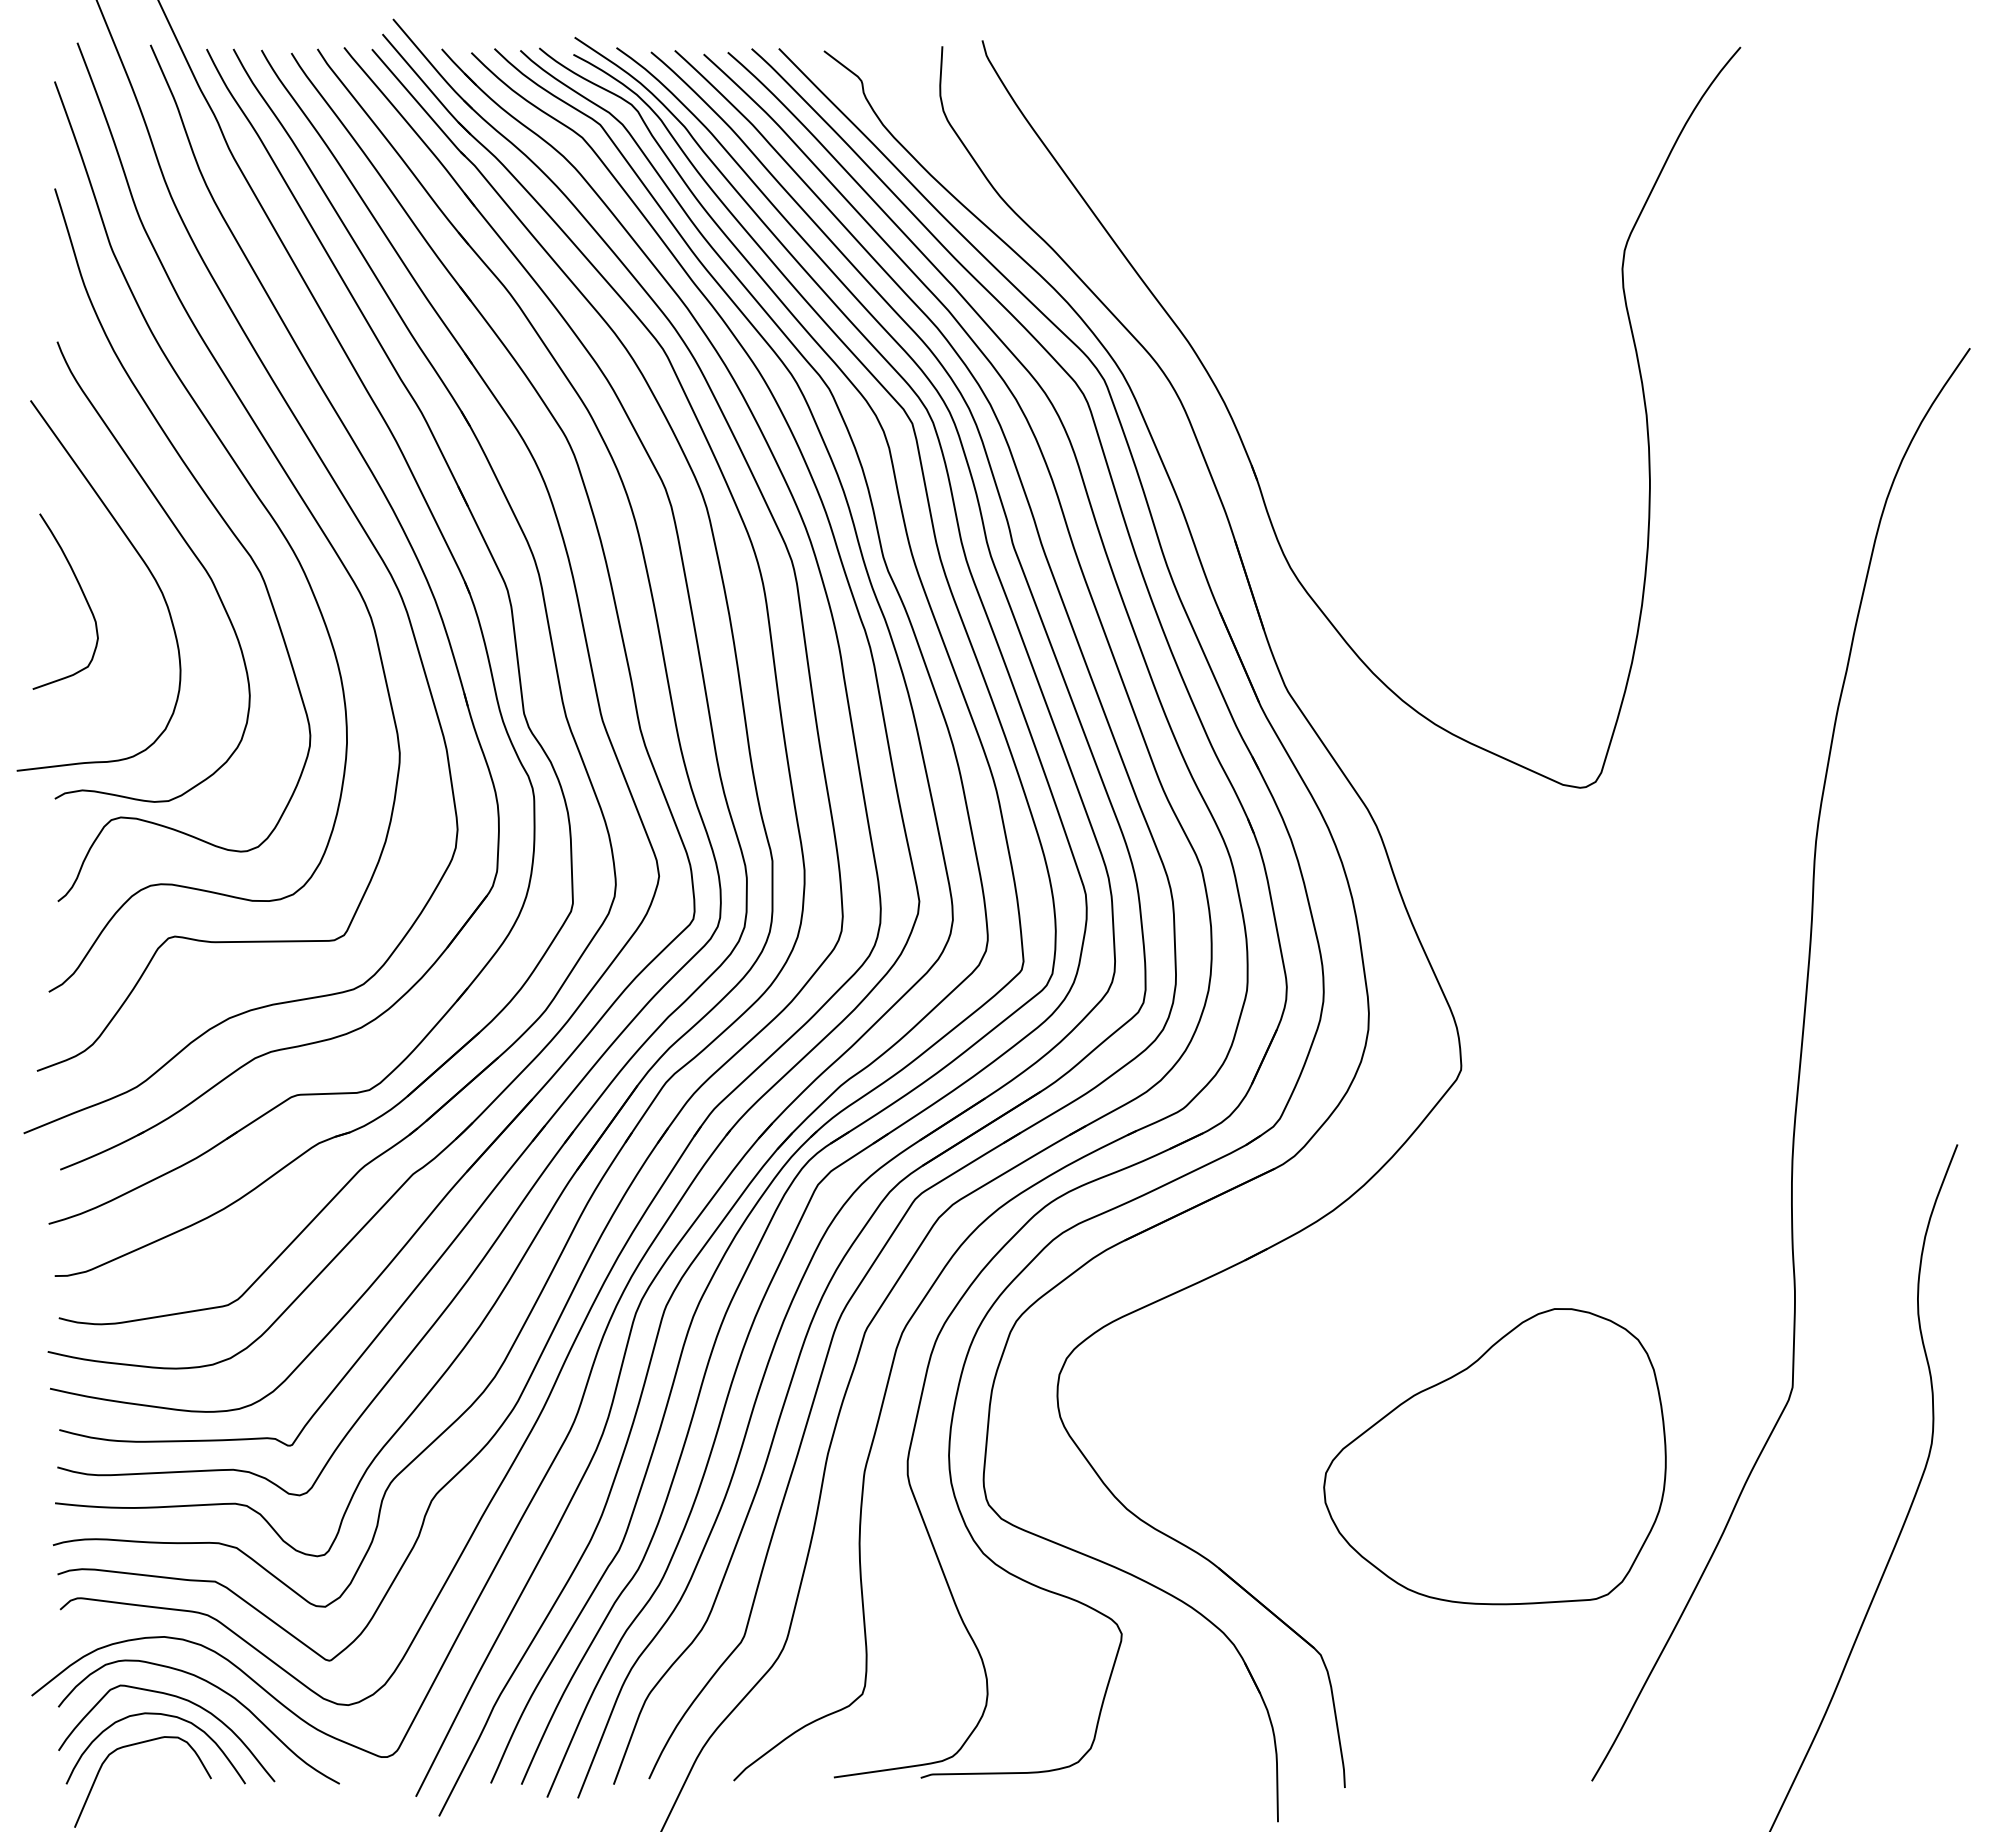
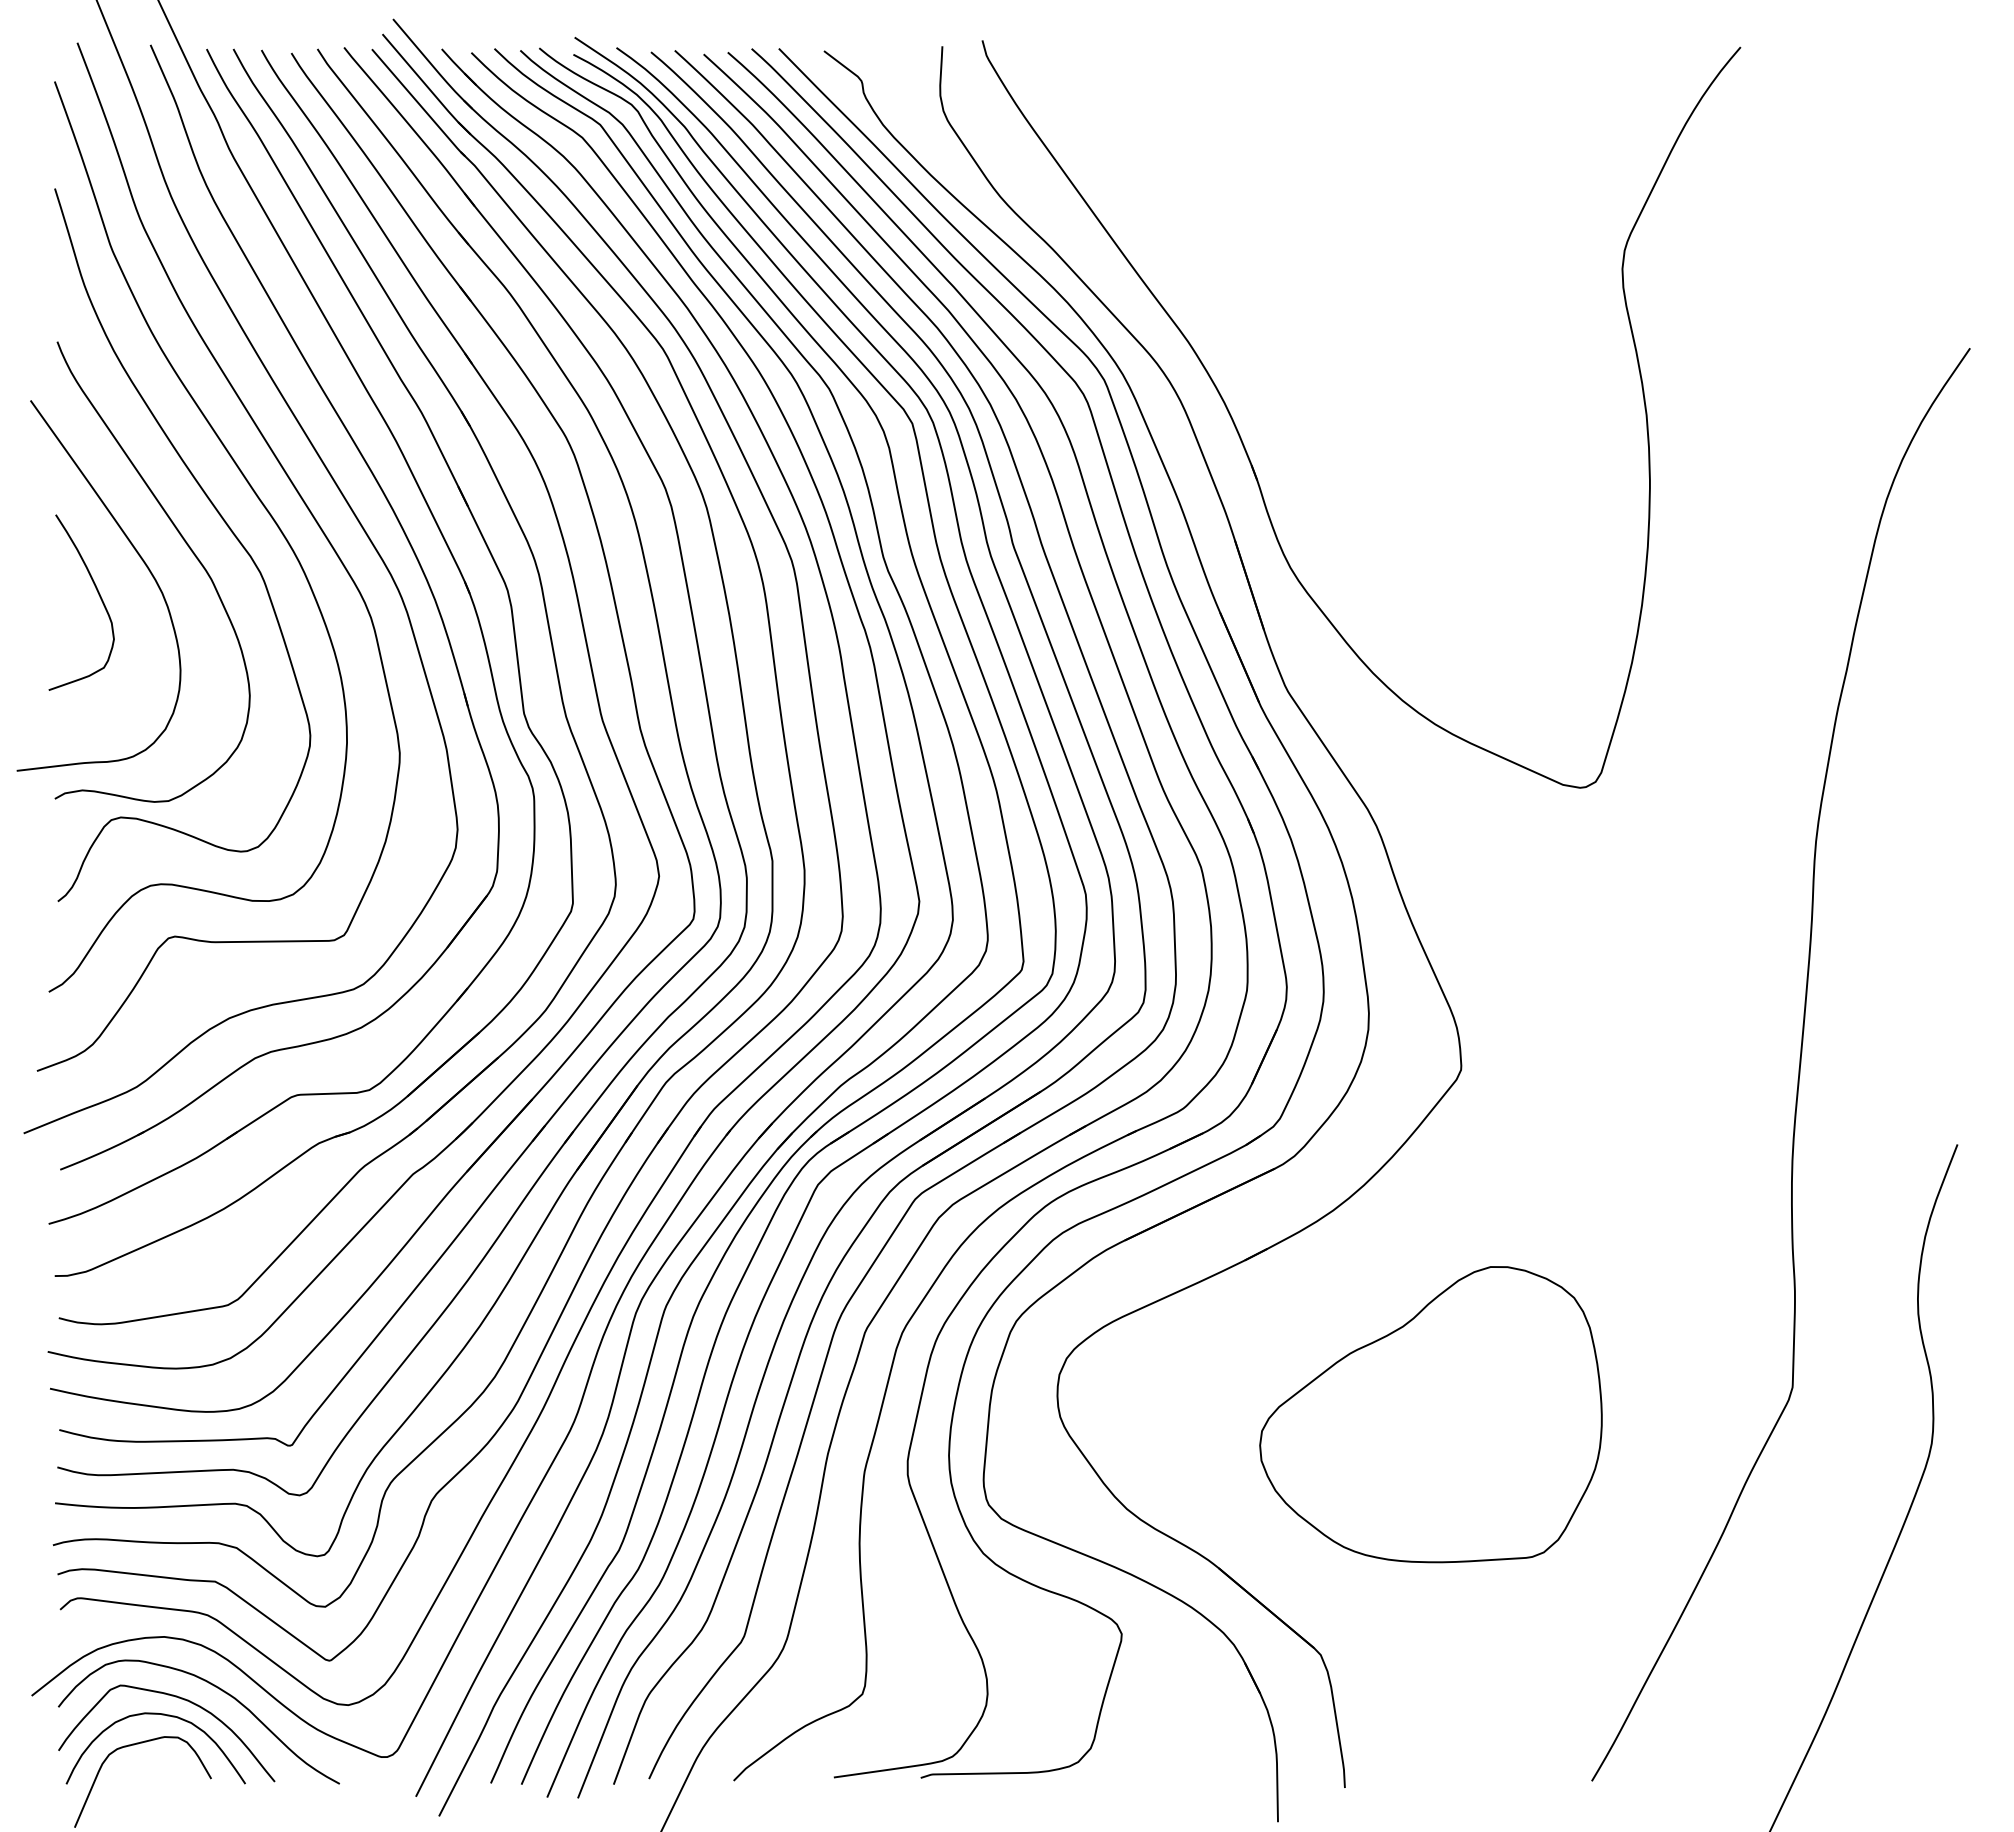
curve position: (82, 594) -> (98, 595) (98, 595)
part position: (1494, 1456) -> (1430, 1414) (1430, 1414)
